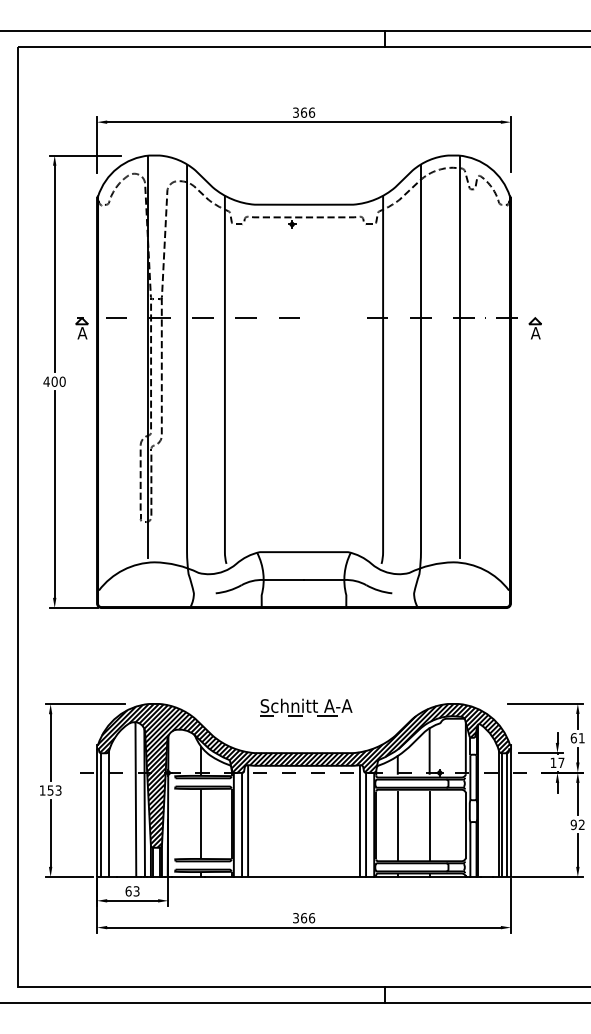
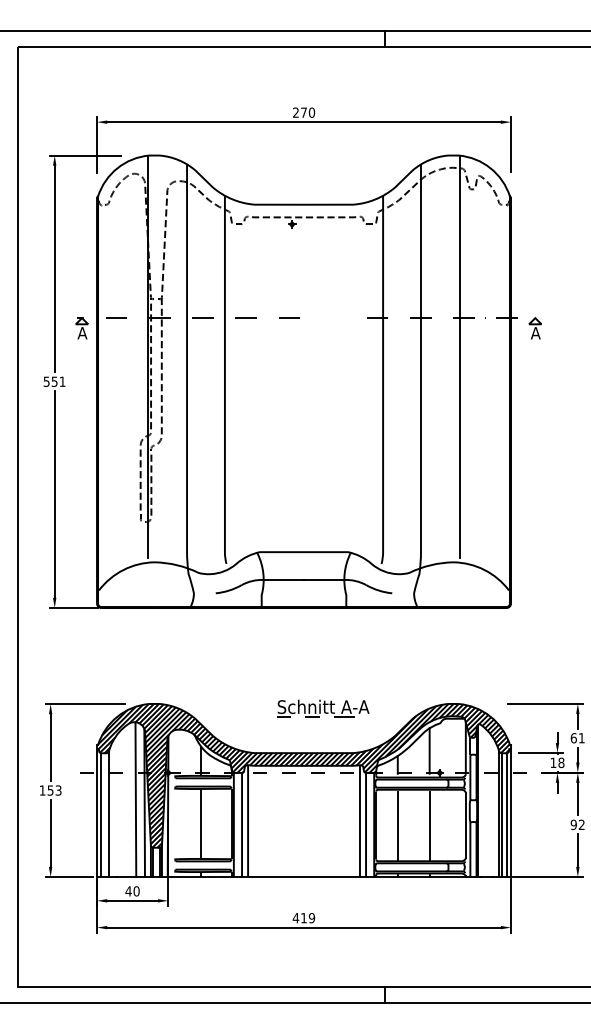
text: 366 -> 270 (304, 112)
text: 400 -> 551 (54, 381)
part position: (306, 707) -> (323, 708) (323, 708)
text: 17 -> 18 (561, 762)
text: 63 -> 40 (132, 891)
text: 366 -> 419 (303, 918)
